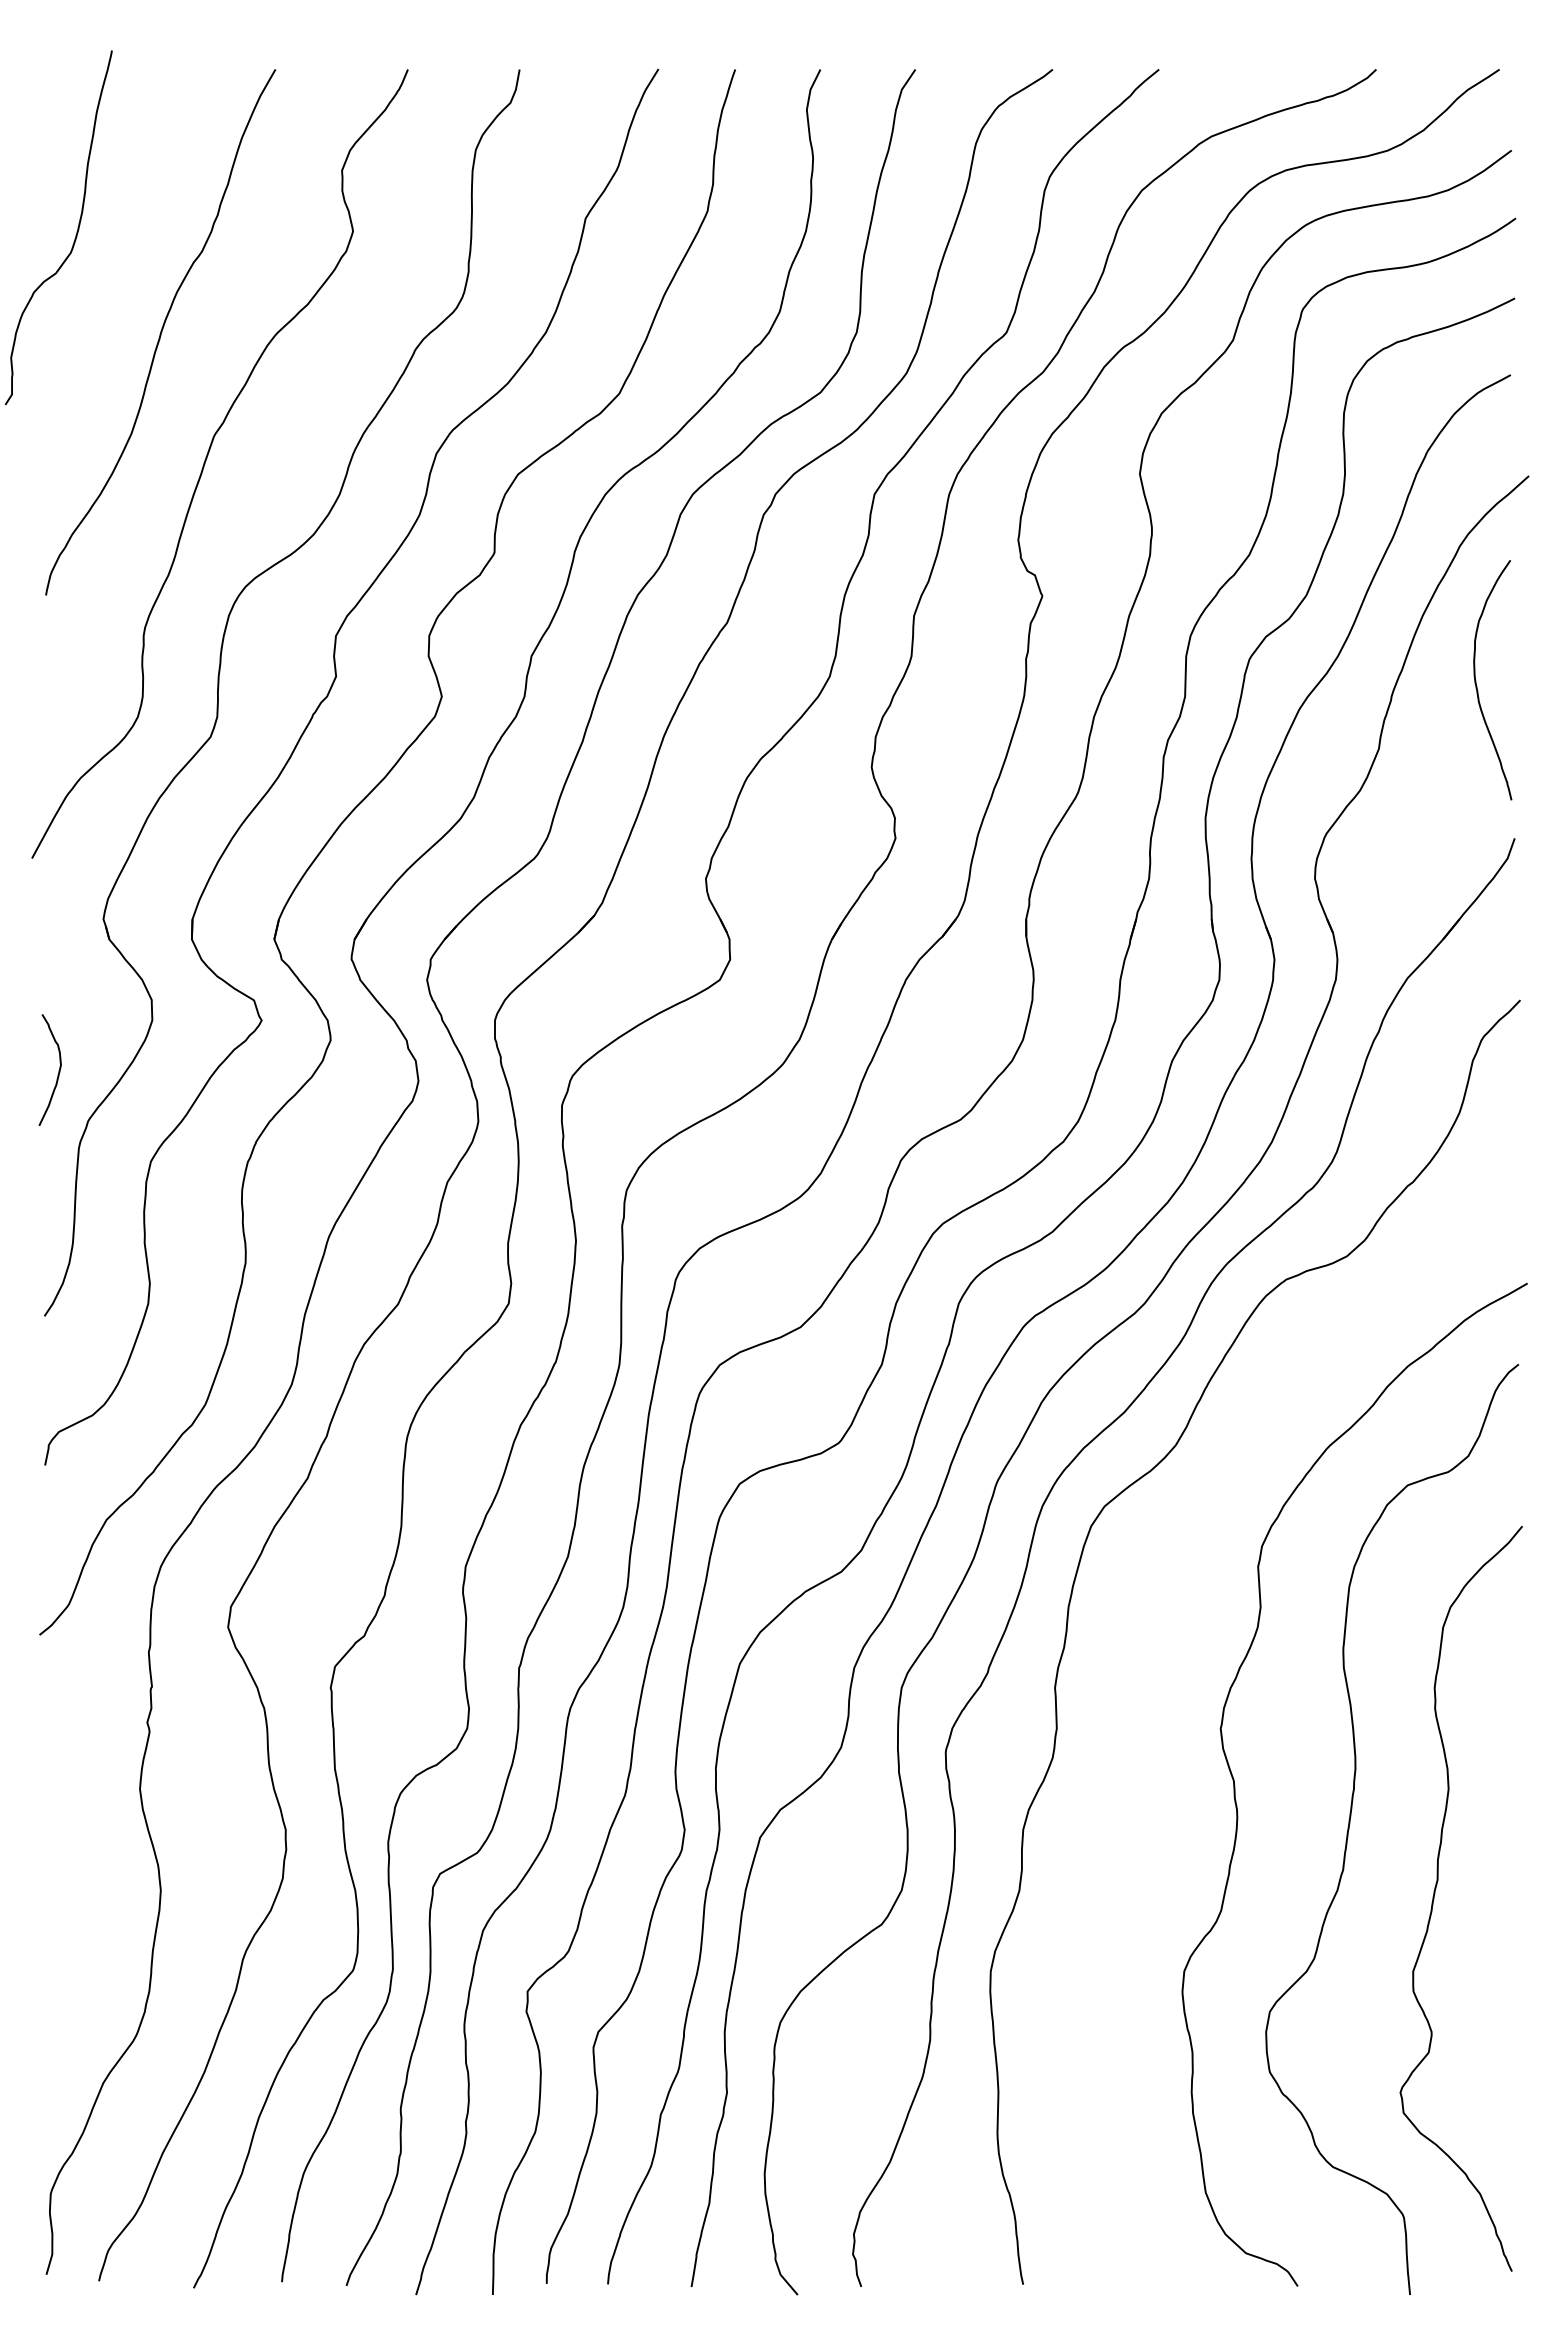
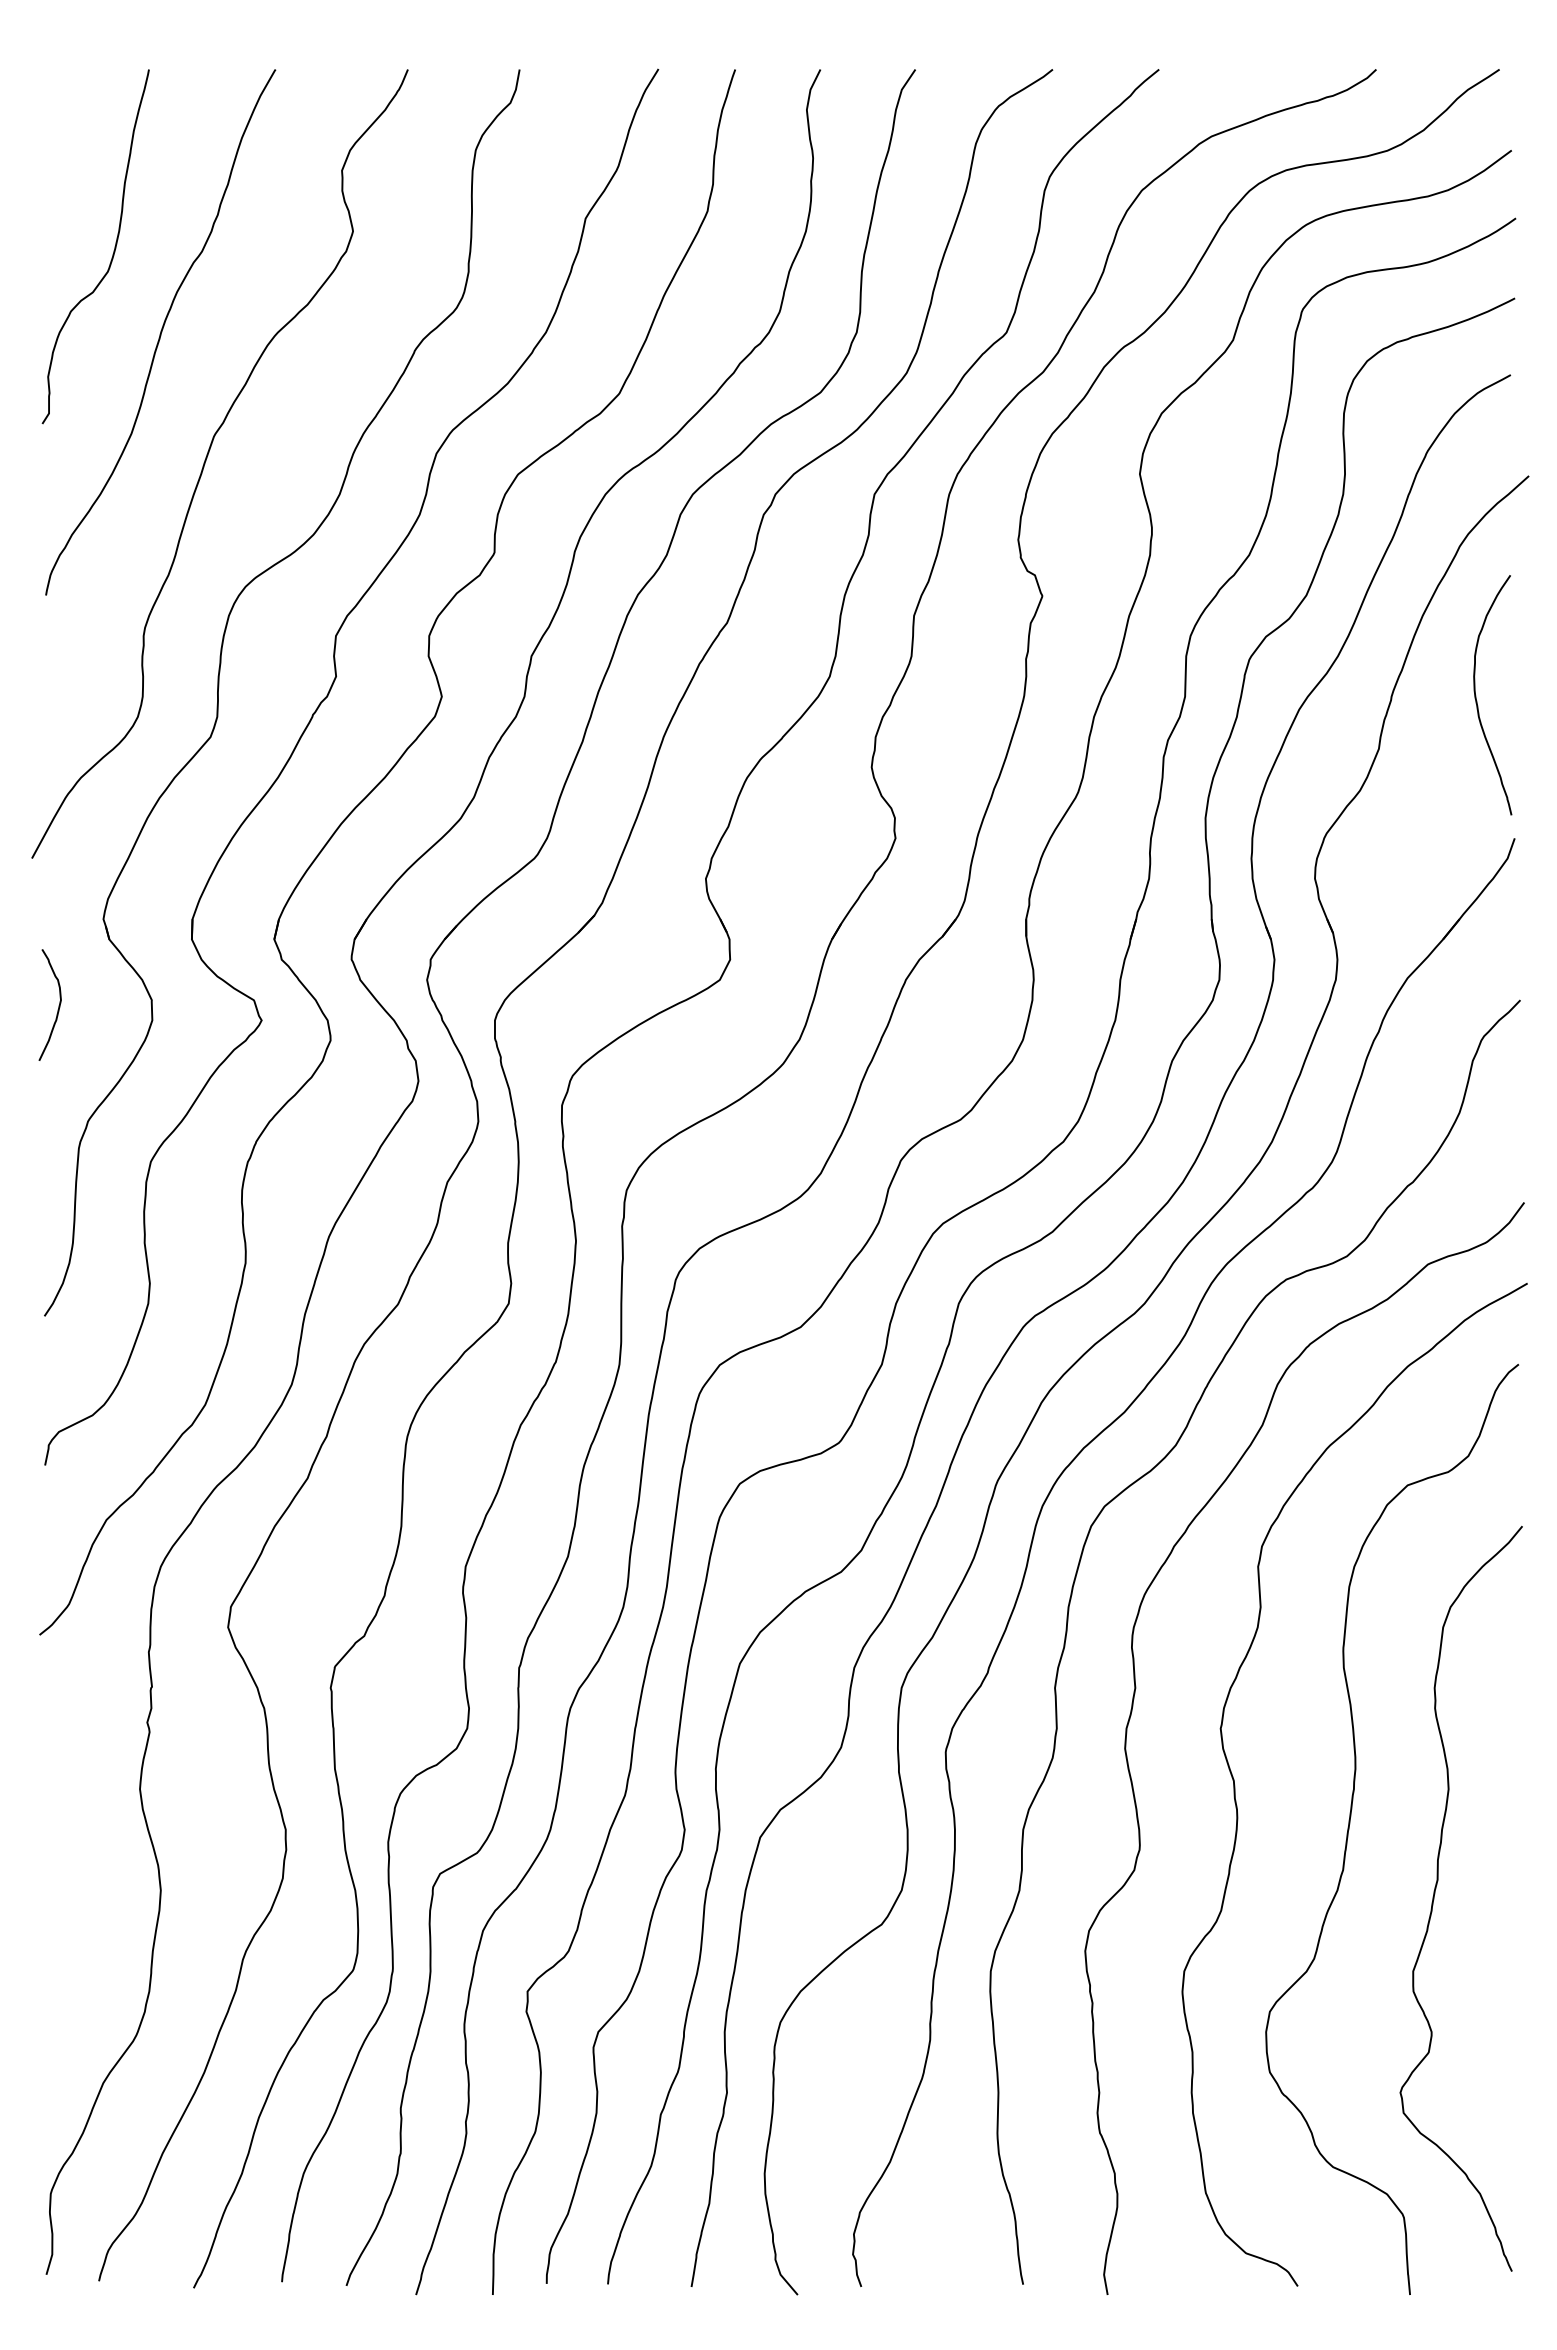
curve position: (76, 231) -> (113, 250) (113, 250)
curve position: (1476, 680) -> (1476, 695) (1476, 695)
curve position: (58, 1070) -> (58, 1005) (58, 1005)
curve: none -> present (1132, 1780)
